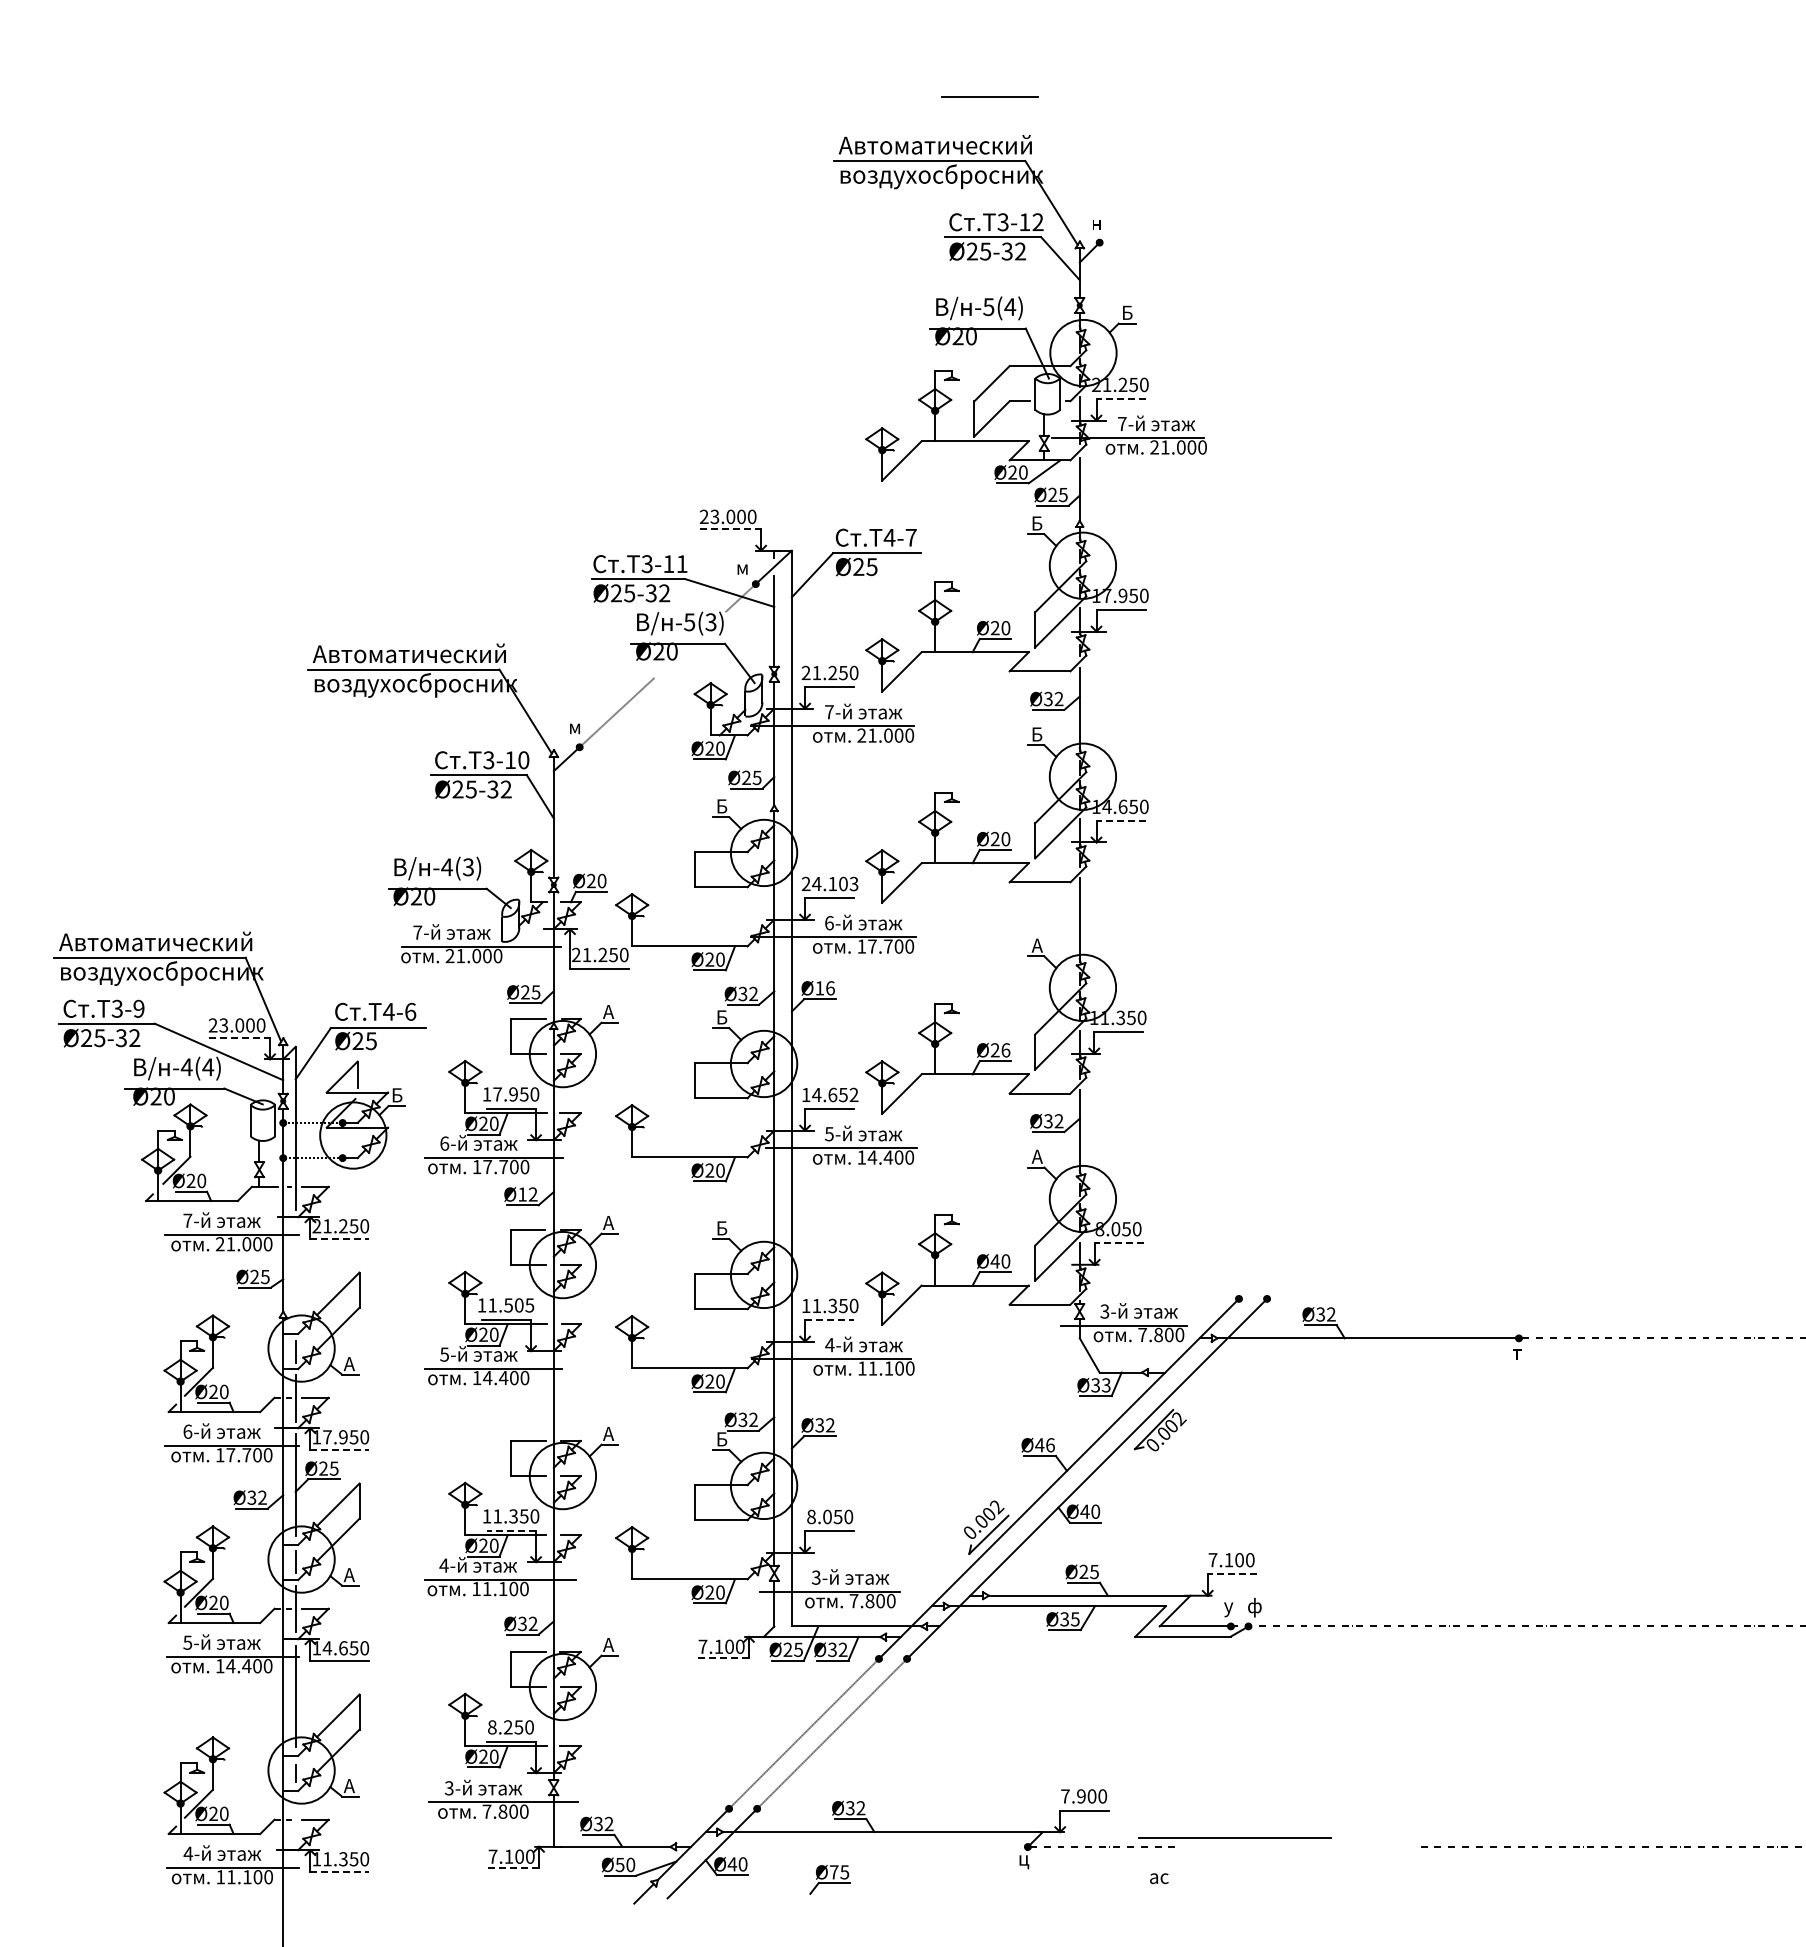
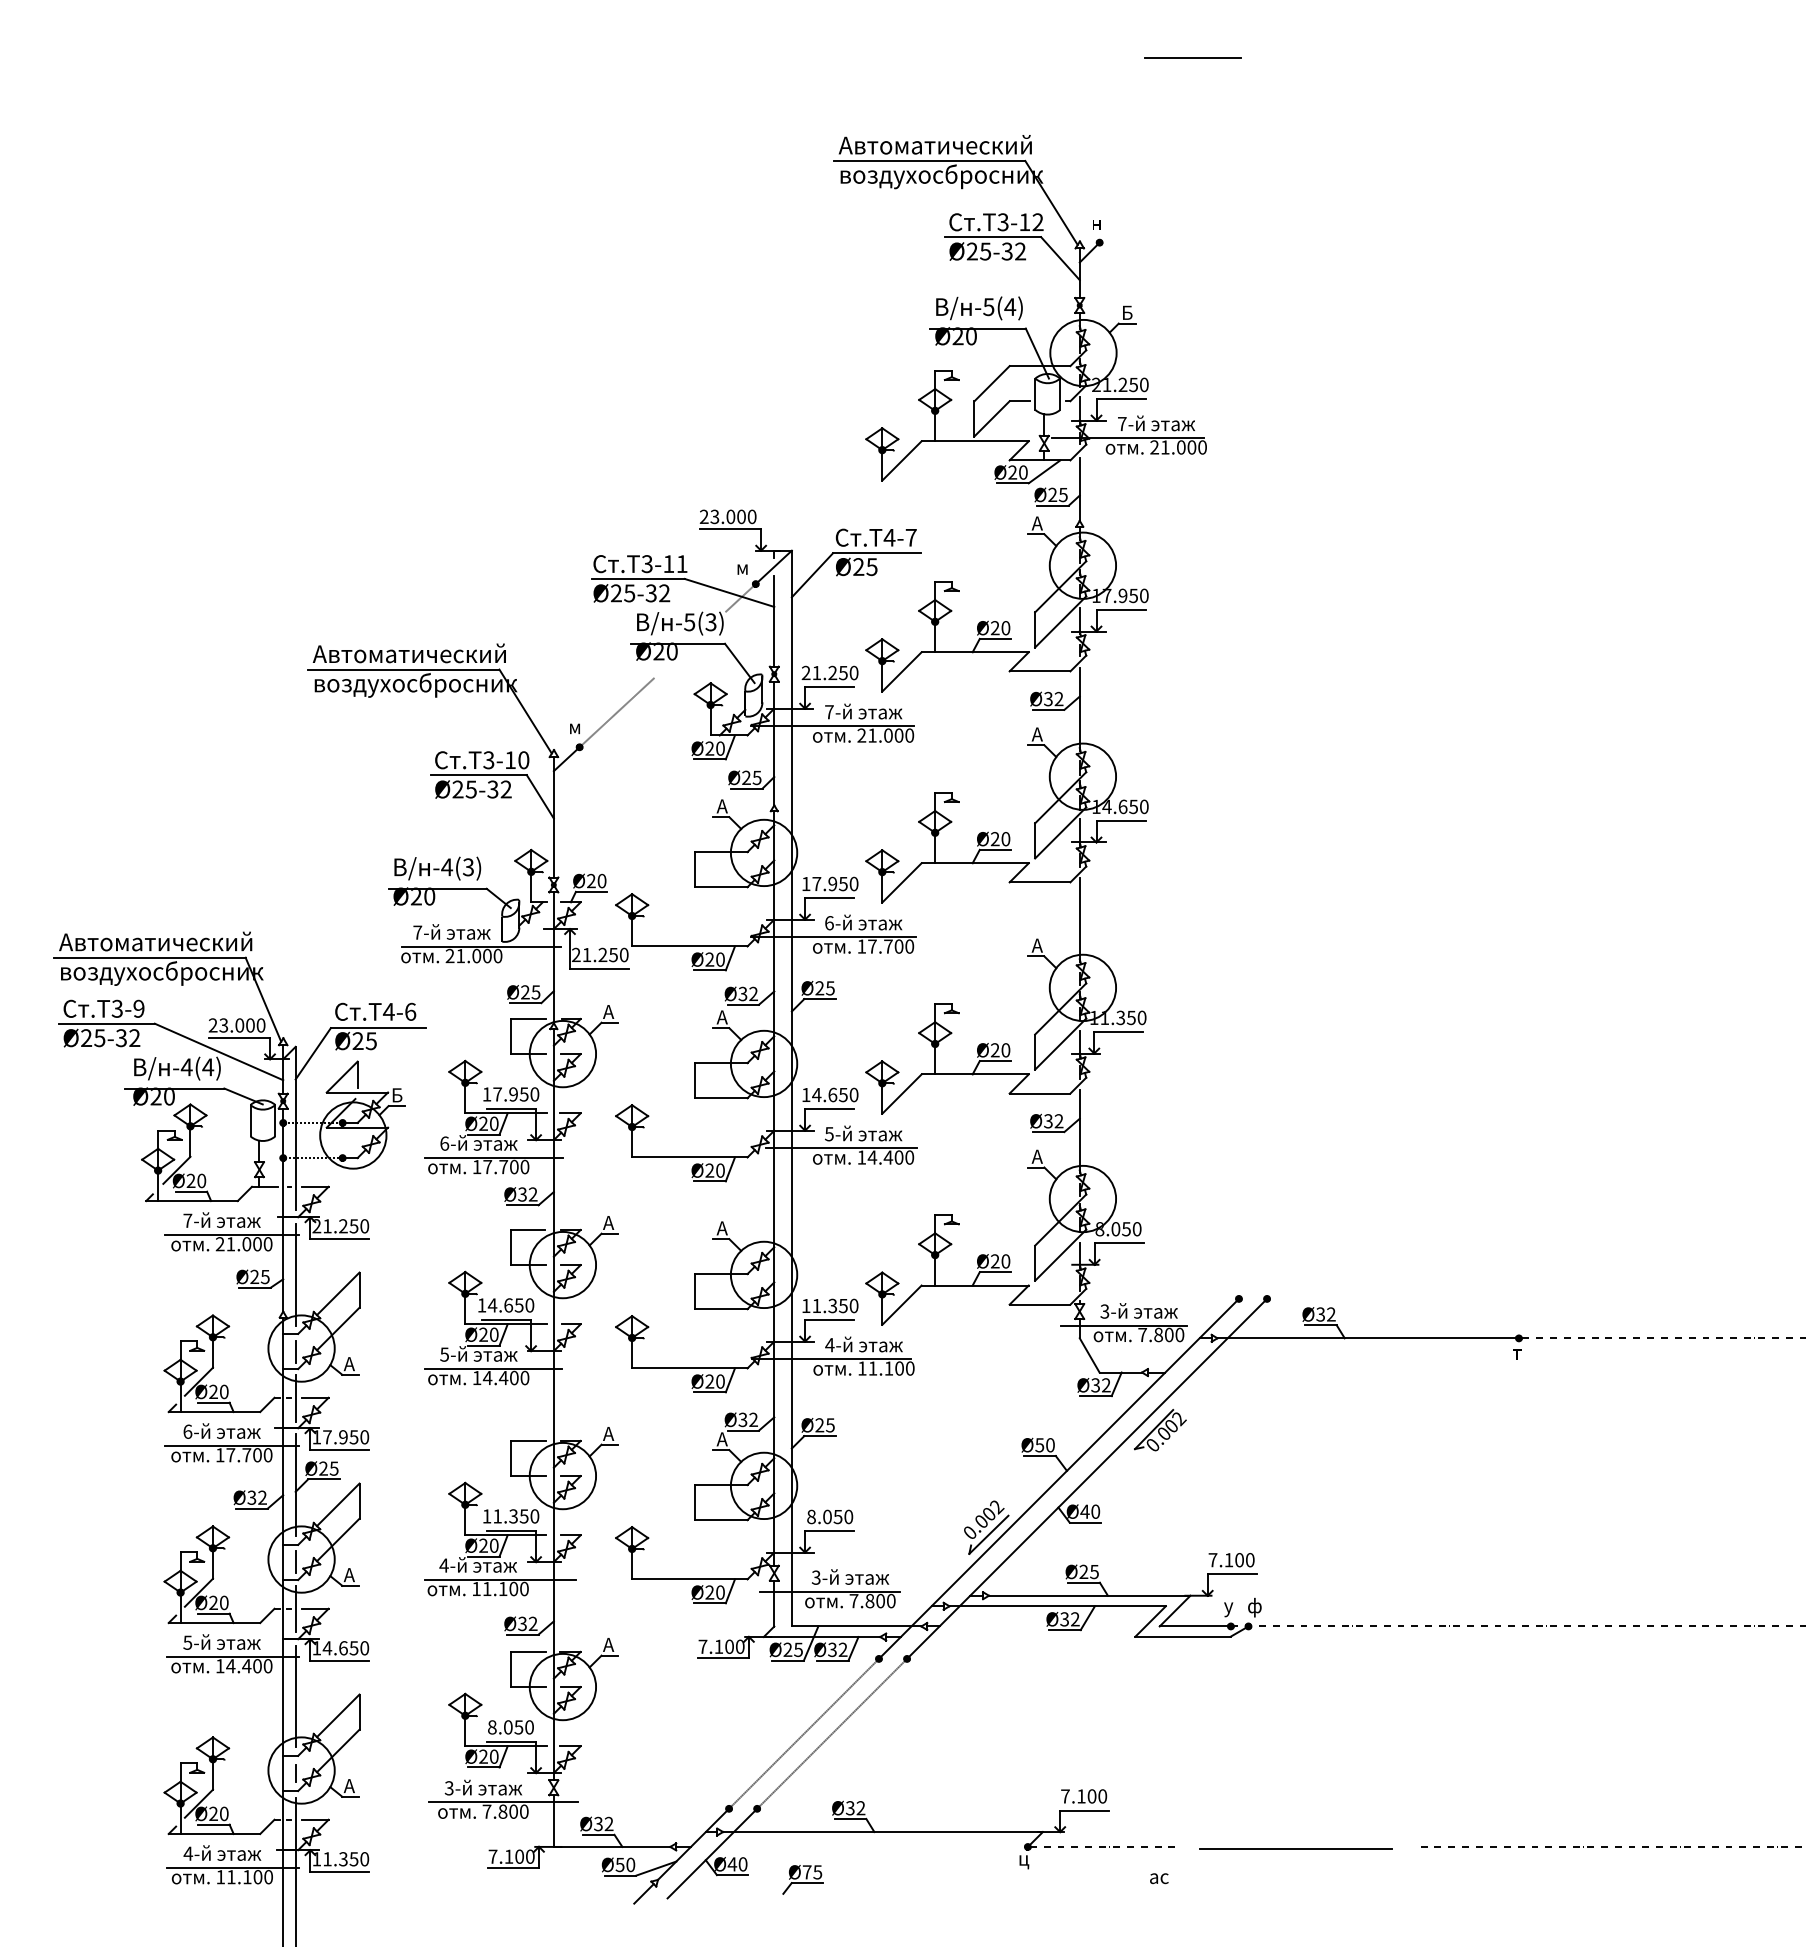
line position: (989, 96) -> (1192, 57) (1192, 57)
line: dashed -> solid (1121, 399)
text: Б -> А (1036, 523)
line: dashed -> solid (730, 529)
text: Б -> А (1036, 734)
text: Б -> А (721, 806)
line: dashed -> solid (1121, 821)
text: 24.103 -> 17.950 (829, 883)
text: Ø16 -> Ø25 (824, 988)
text: Б -> А (721, 1017)
line: dashed -> solid (239, 1037)
text: Ø26 -> Ø20 (1005, 1050)
text: 14.652 -> 14.650 (853, 1094)
text: Ø12 -> Ø32 (522, 1194)
text: Б -> А (721, 1228)
line: dashed -> solid (340, 1238)
line: dashed -> solid (1119, 1243)
text: Ø40 -> Ø20 (994, 1261)
line: none -> present (295, 1274)
text: 11.505 -> 14.650 (510, 1305)
line: dashed -> solid (829, 1320)
text: Ø33 -> Ø32 (1105, 1385)
text: Ø32 -> Ø25 (824, 1425)
text: Б -> А (721, 1439)
text: Ø46 -> Ø50 (1044, 1445)
line: dashed -> solid (340, 1449)
line: dashed -> solid (511, 1530)
line: dashed -> solid (1232, 1574)
text: Ø35 -> Ø32 (1074, 1619)
line: dashed -> solid (723, 1658)
text: 8.250 -> 8.050 (508, 1727)
text: 7.900 -> 7.100 (1081, 1796)
line position: (1234, 1837) -> (1295, 1848) (1295, 1848)
line: dashed -> solid (513, 1868)
line: none -> present (295, 1870)
line: dashed -> solid (340, 1871)
part position: (829, 1879) -> (802, 1879) (802, 1879)
